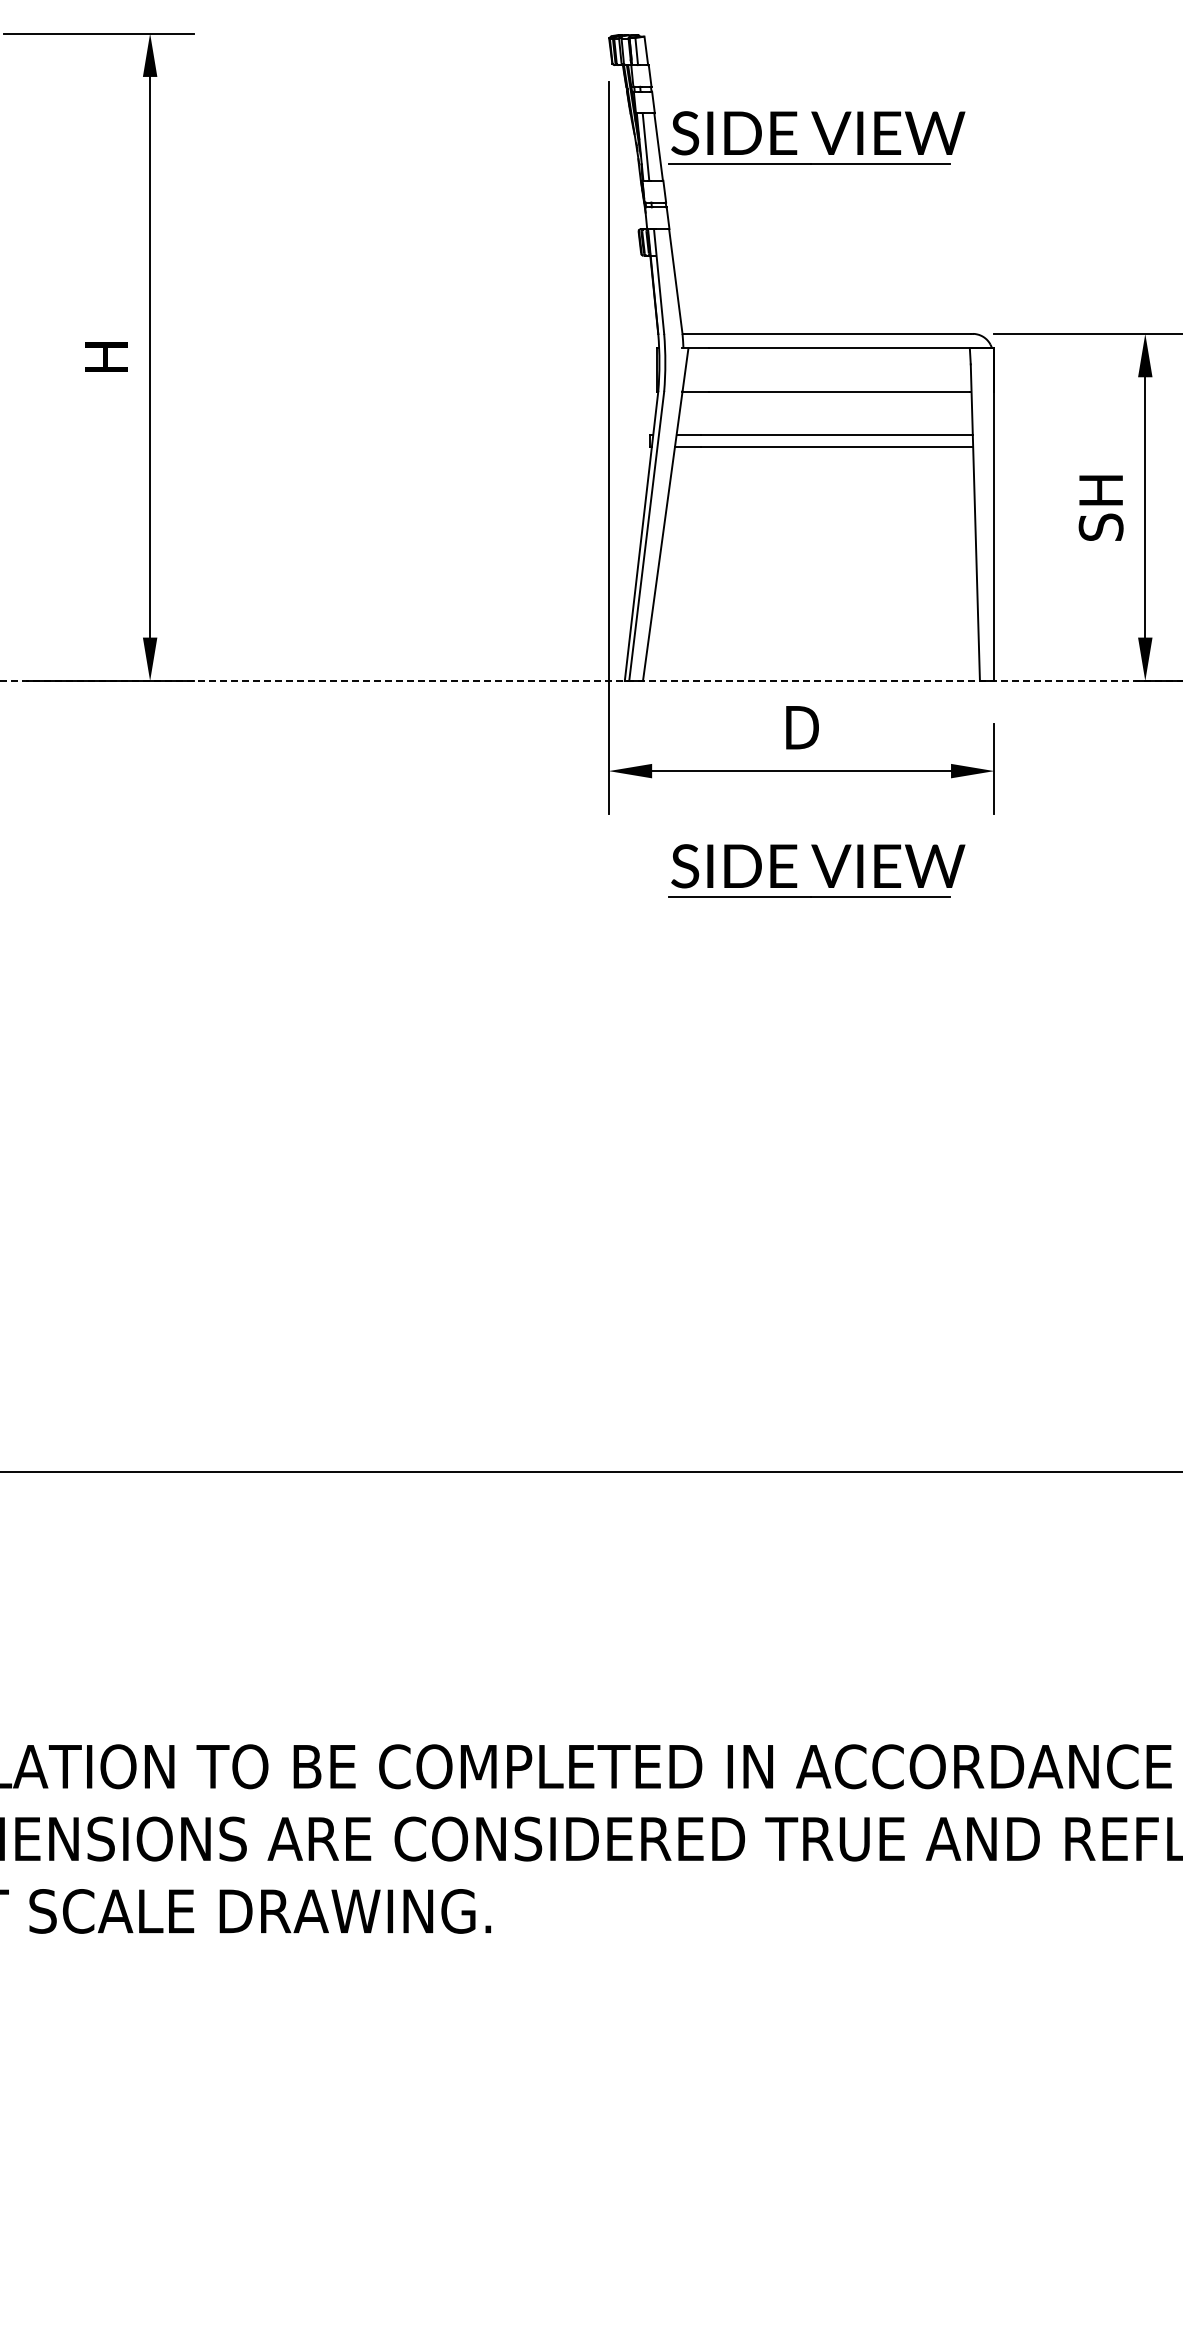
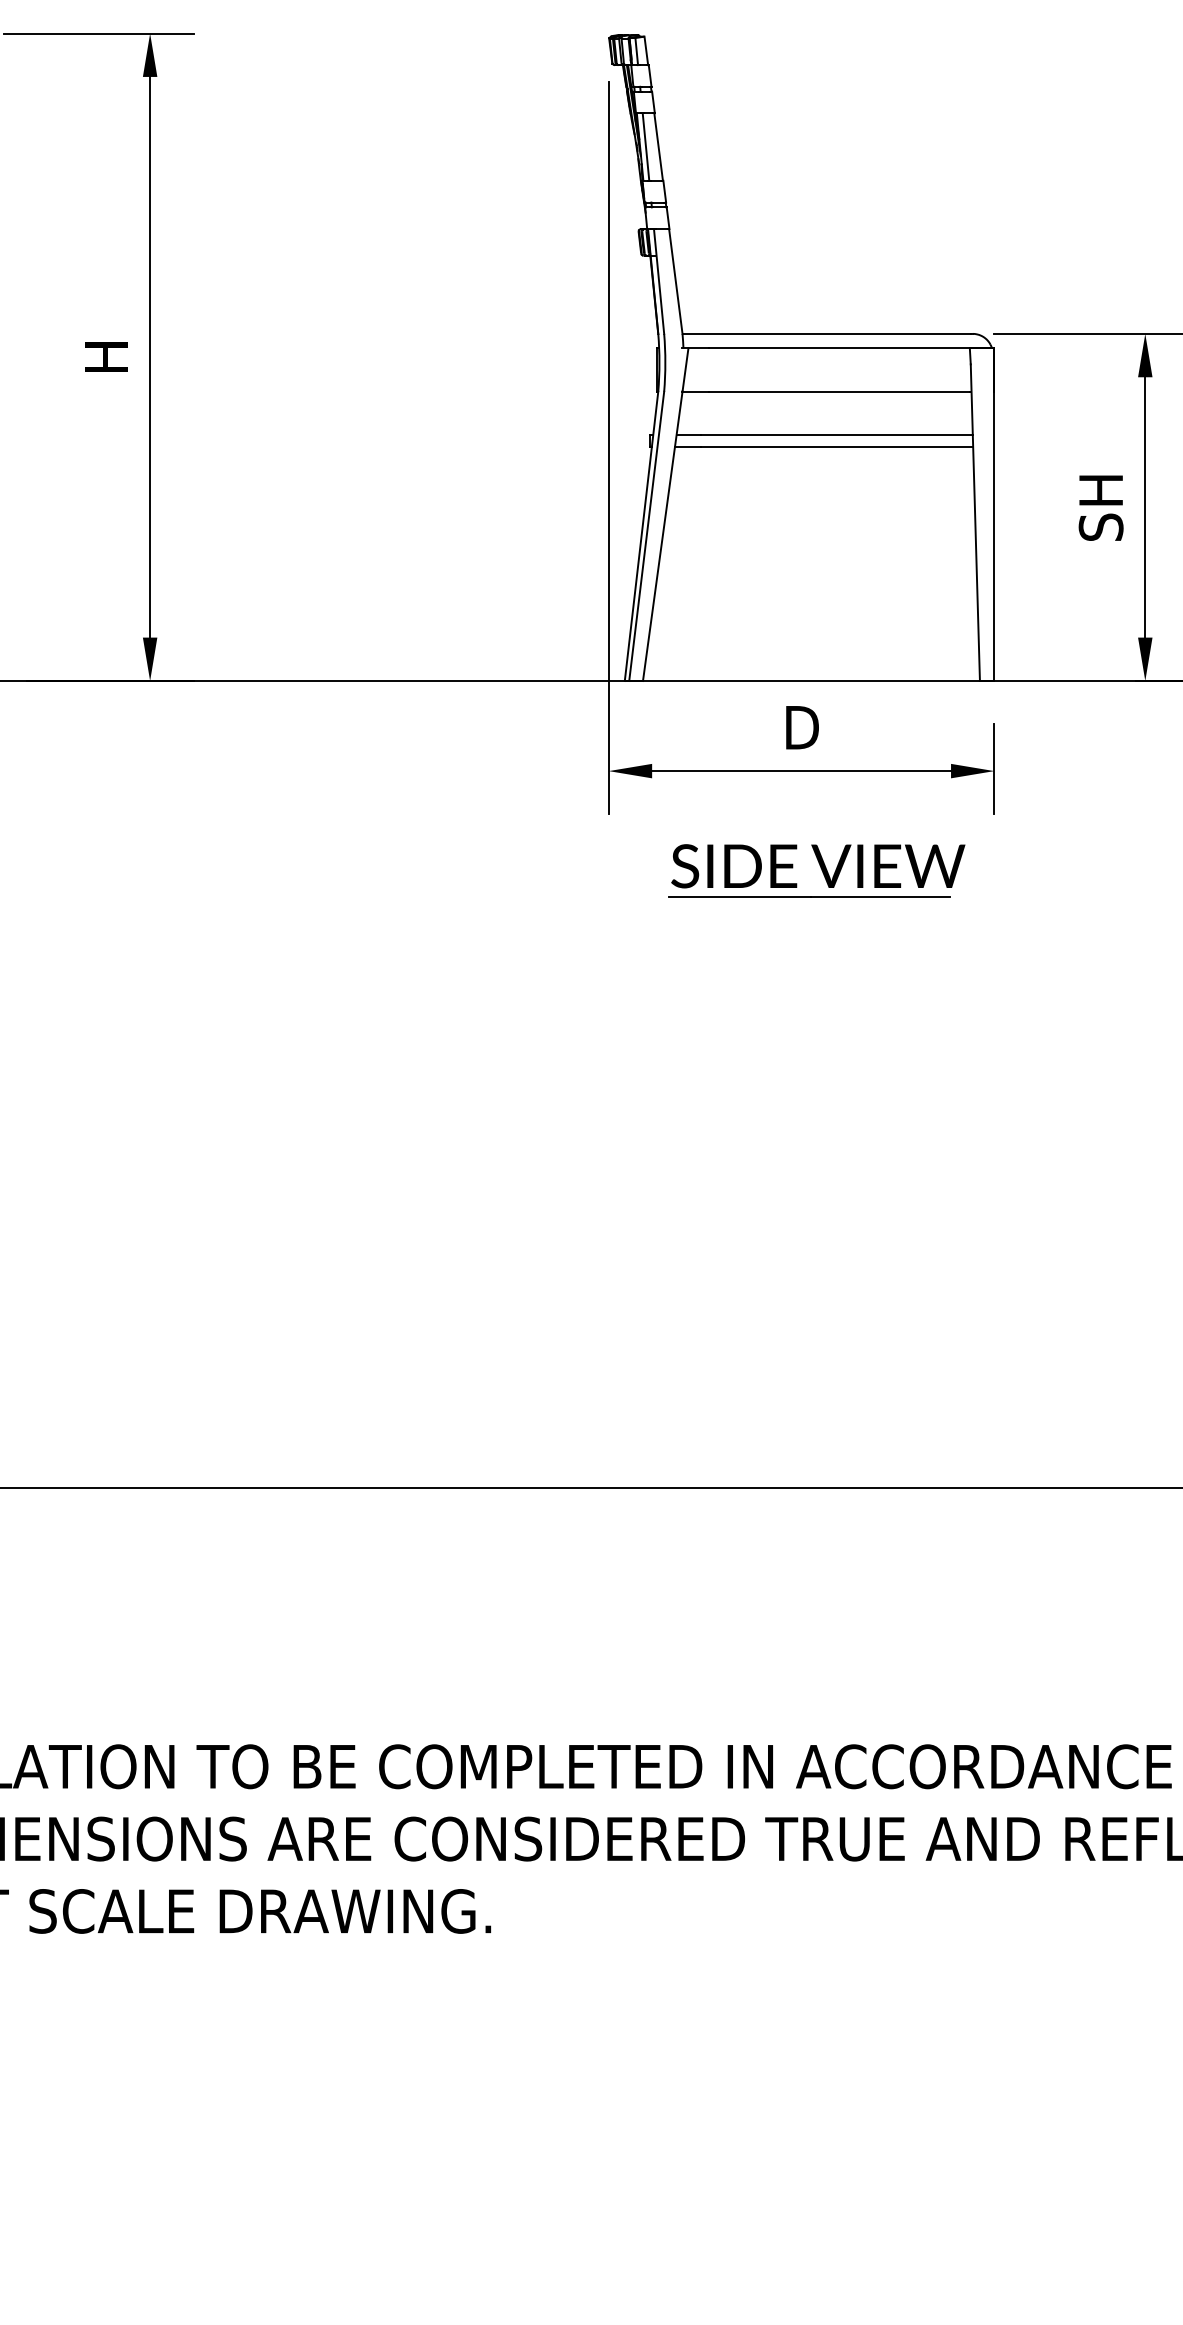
part: present -> none (816, 137)
line: dashed -> solid (591, 681)
line position: (590, 1471) -> (590, 1487) (590, 1487)
